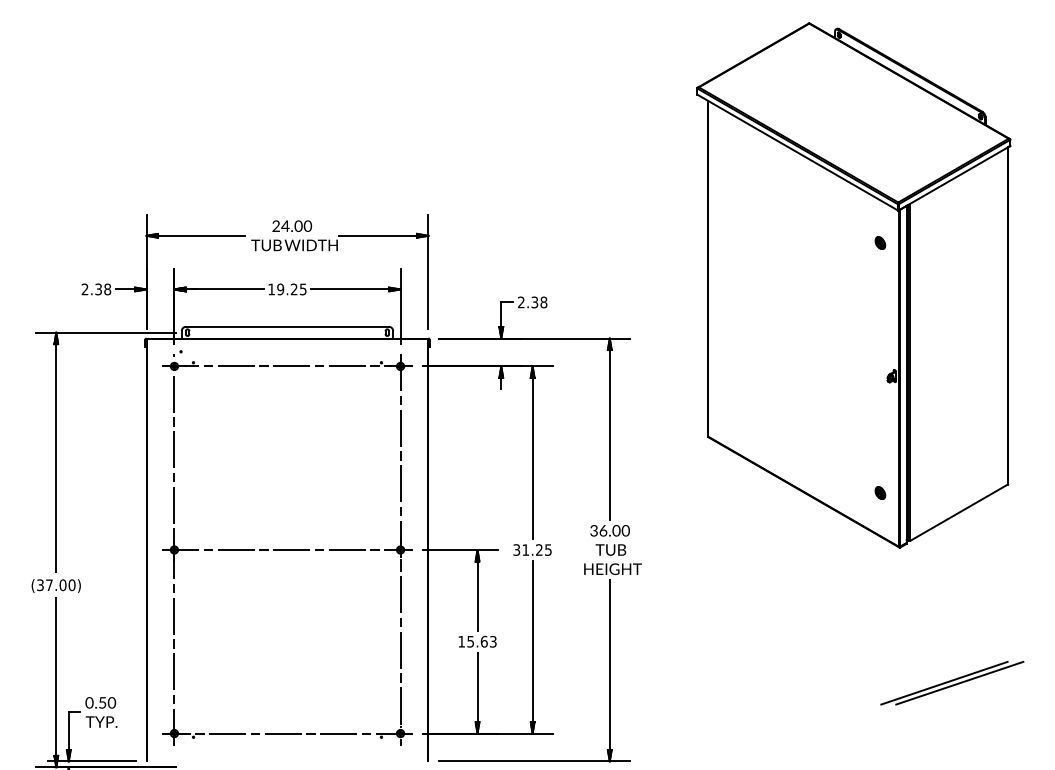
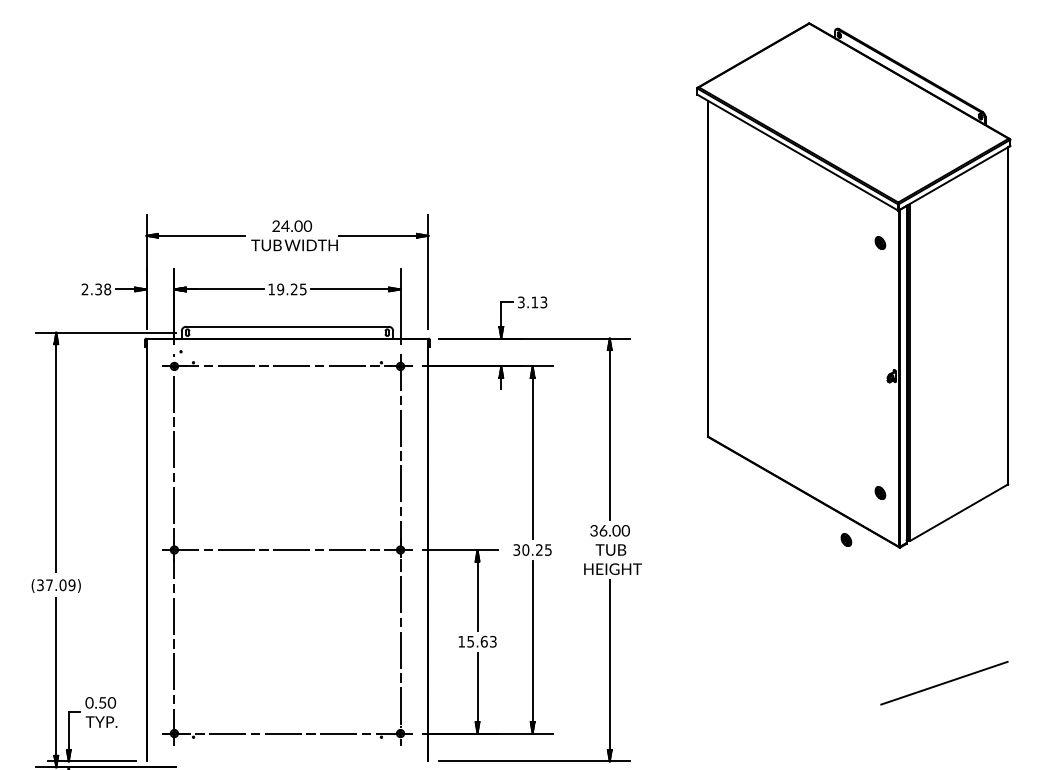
text: 2.38 -> 3.13 (532, 302)
part: none -> present (846, 539)
text: 31.25 -> 30.25 (525, 549)
text: (37.00) -> (37.09) (71, 585)
line: present -> none (959, 682)
